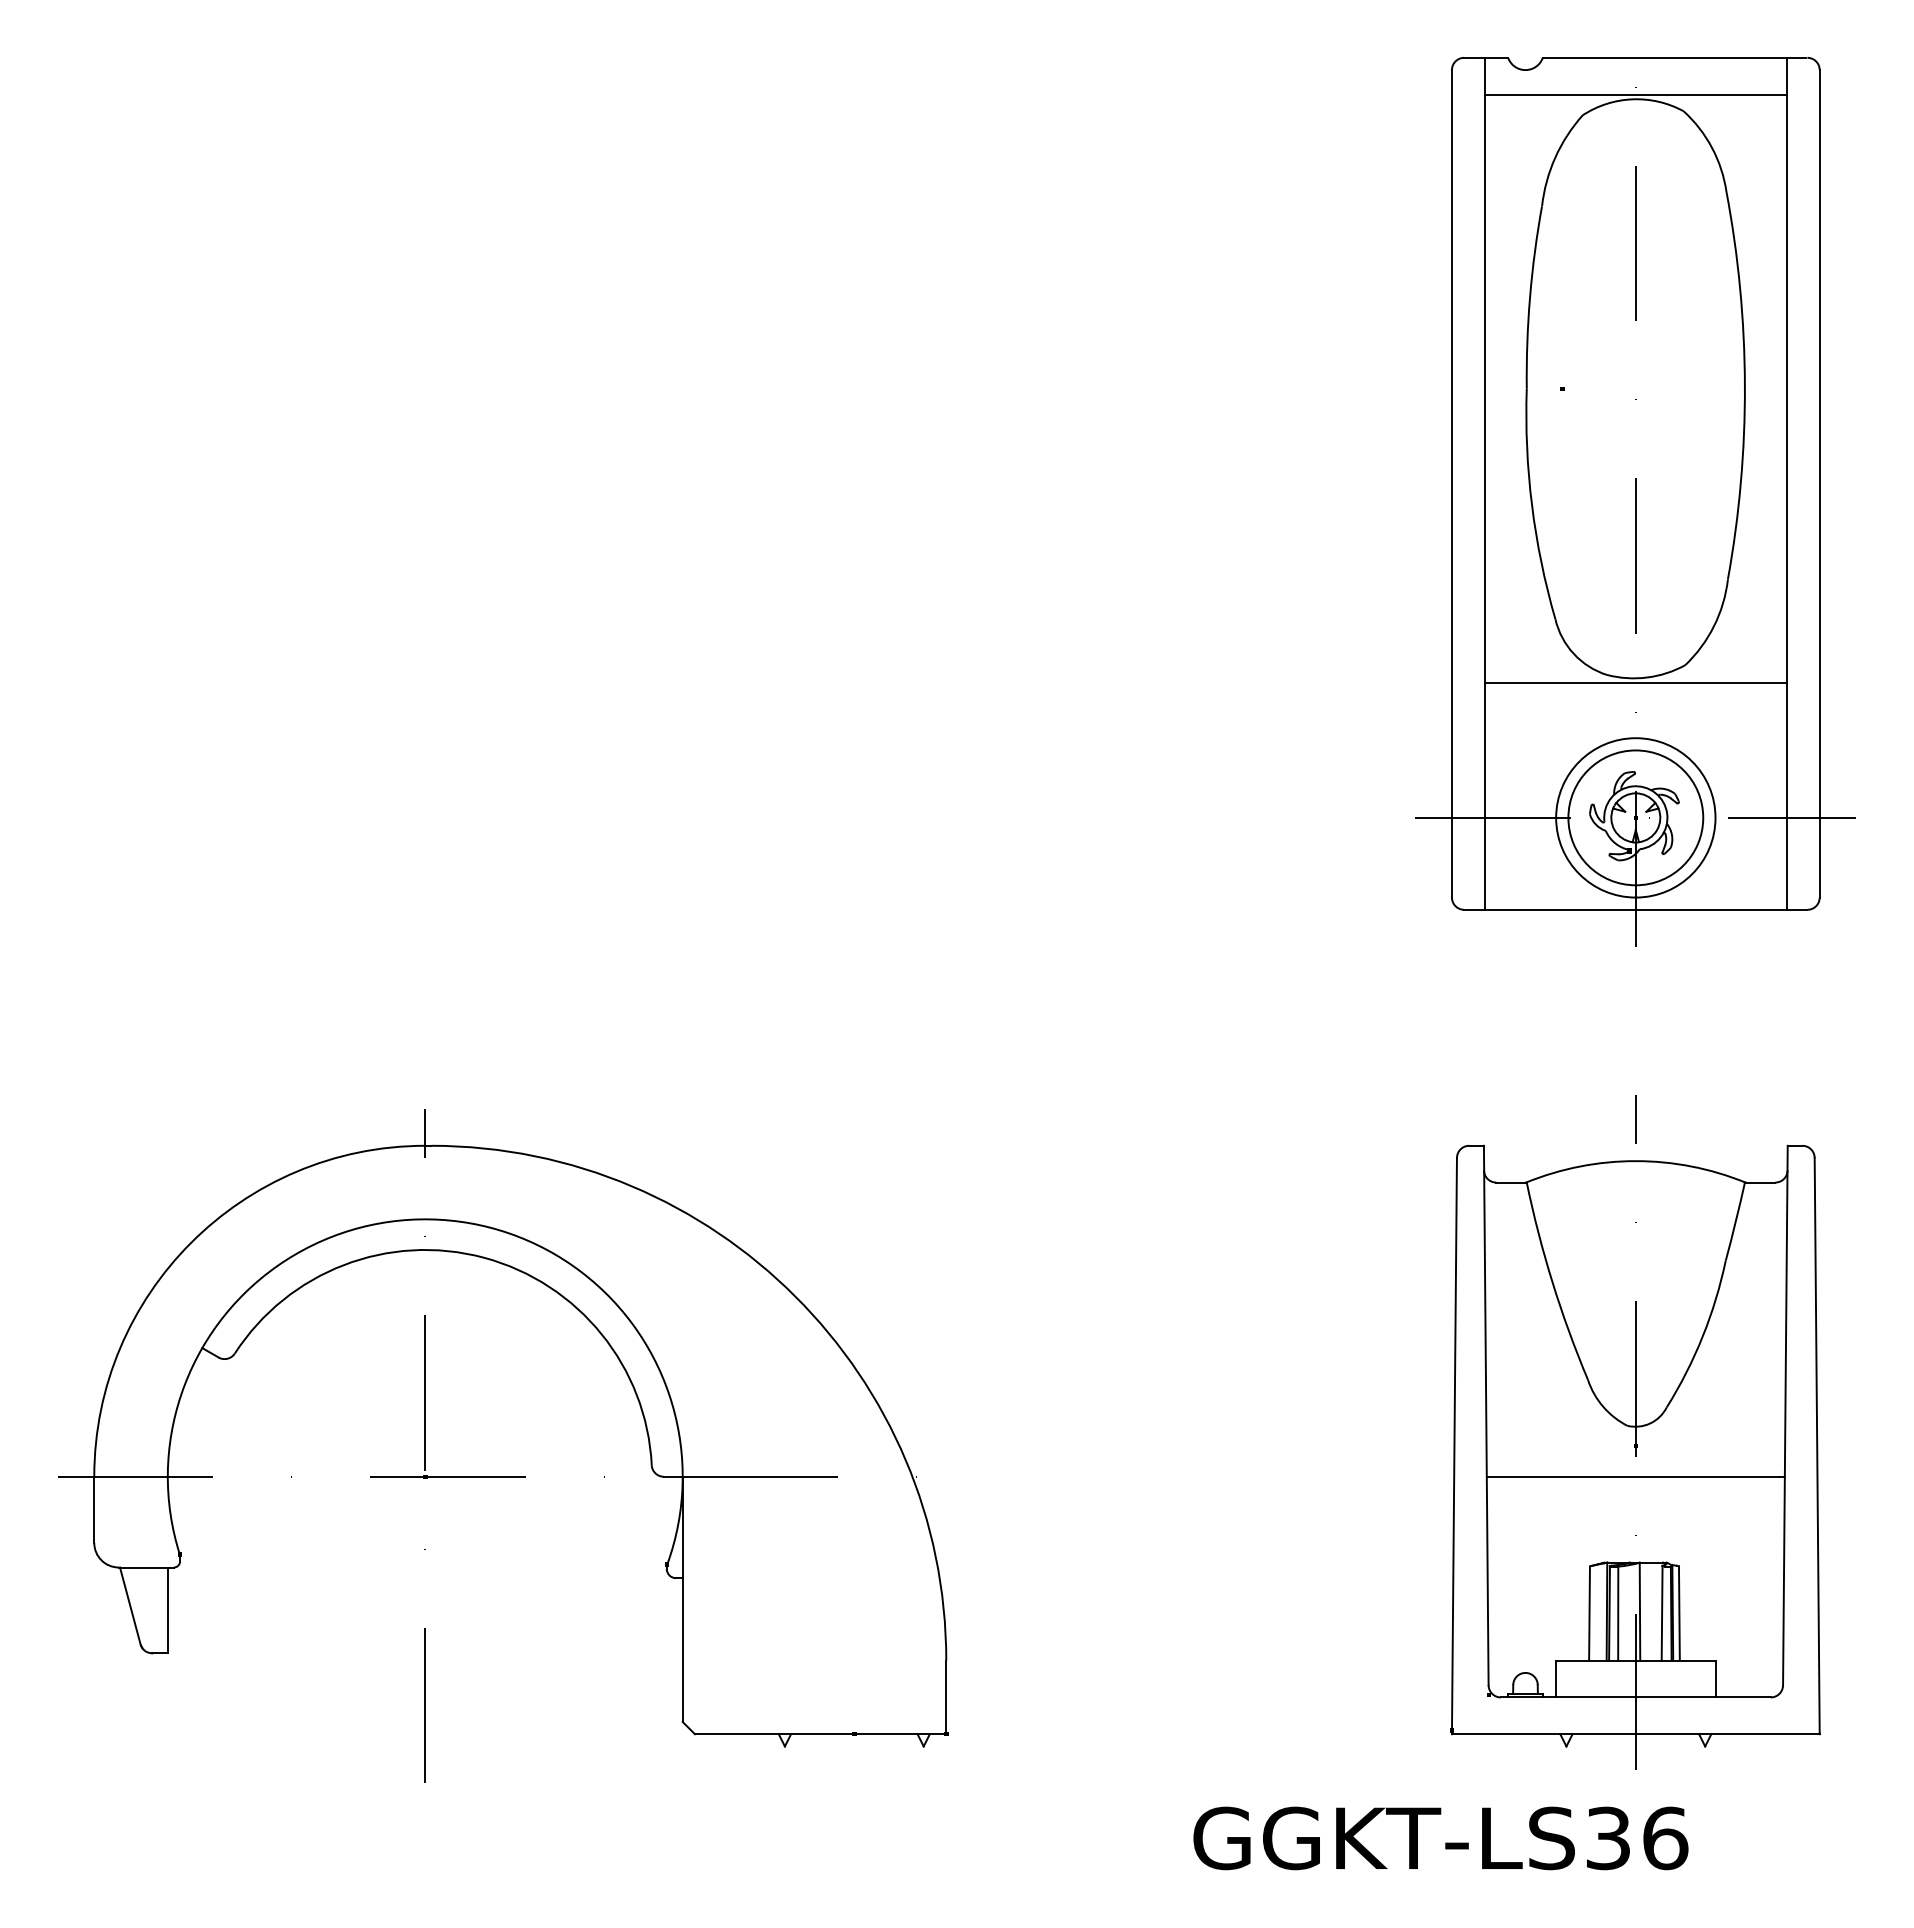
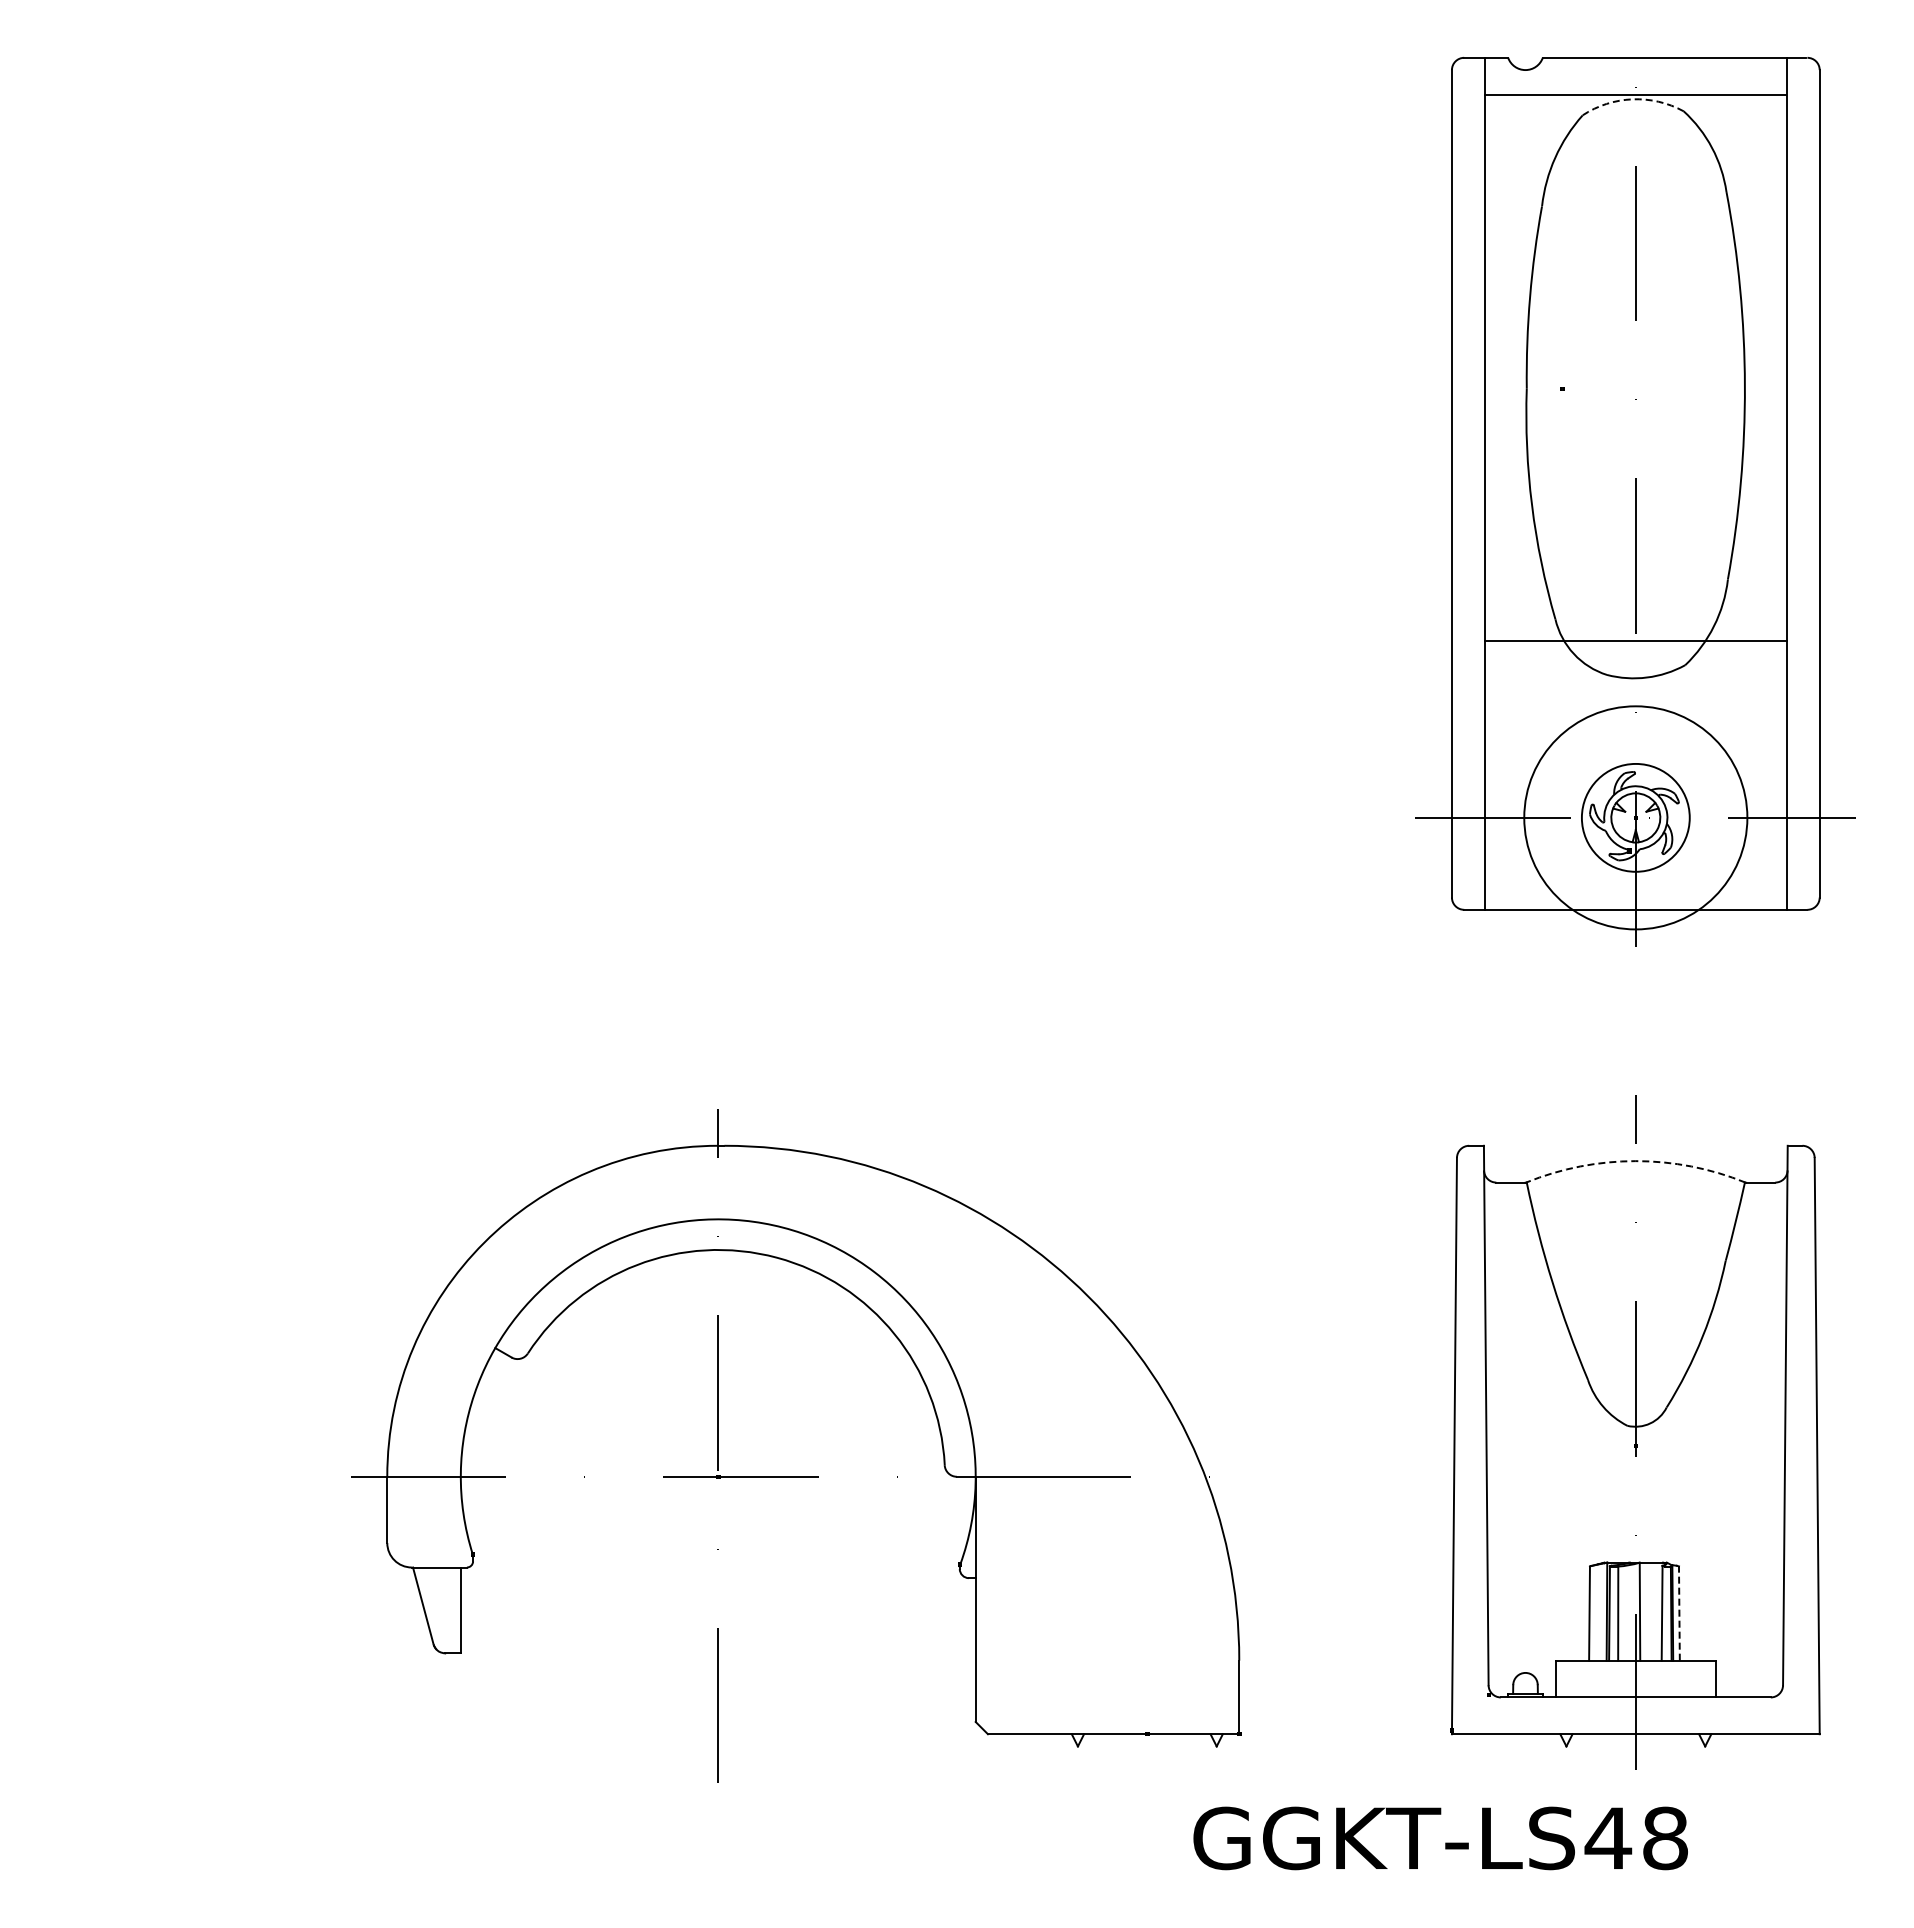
arc: solid -> dashed (1632, 99)
line position: (1635, 683) -> (1635, 641) (1635, 641)
circle diameter: 135 px -> 108 px (1635, 817)
circle diameter: 159 px -> 223 px (1635, 817)
arc: solid -> dashed (1635, 1161)
part position: (503, 1476) -> (796, 1476) (796, 1476)
line: present -> none (1635, 1476)
line: solid -> dashed (1679, 1613)
text: GGKT-LS36 -> GGKT-LS48 (1636, 1838)
